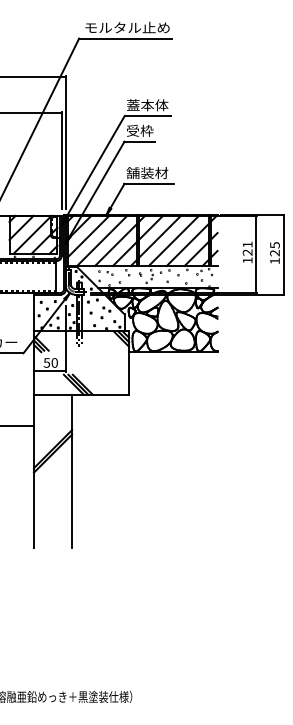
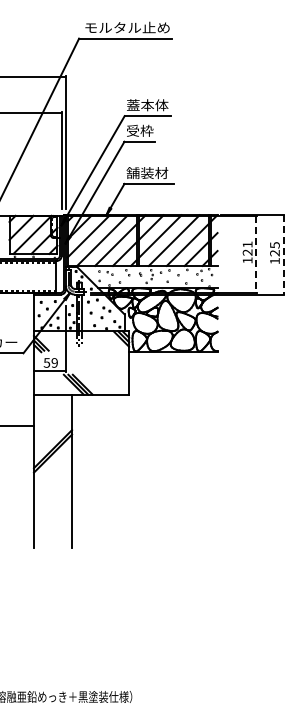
line: solid -> dashed (256, 254)
line: solid -> dashed (283, 254)
text: 50 -> 59 (54, 362)
